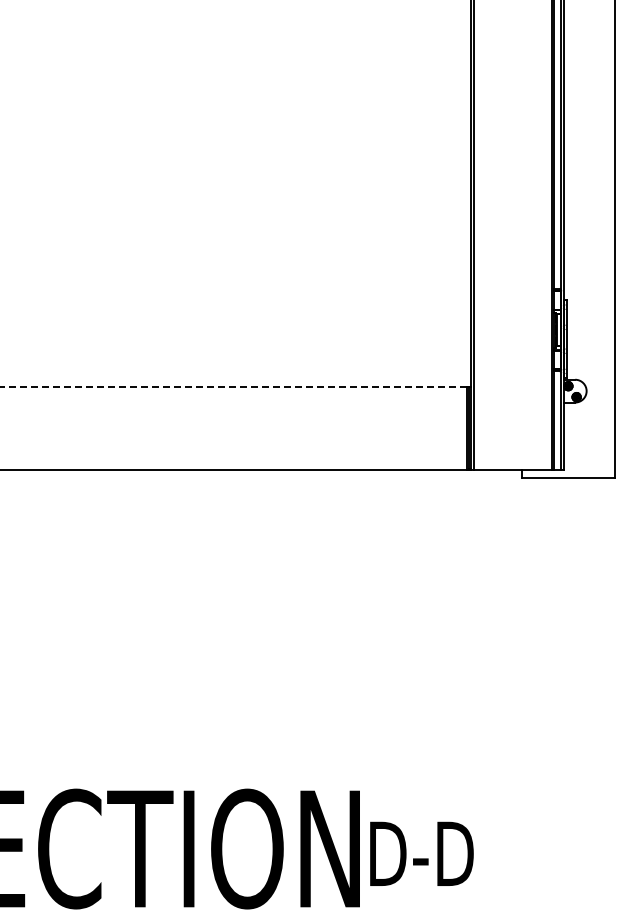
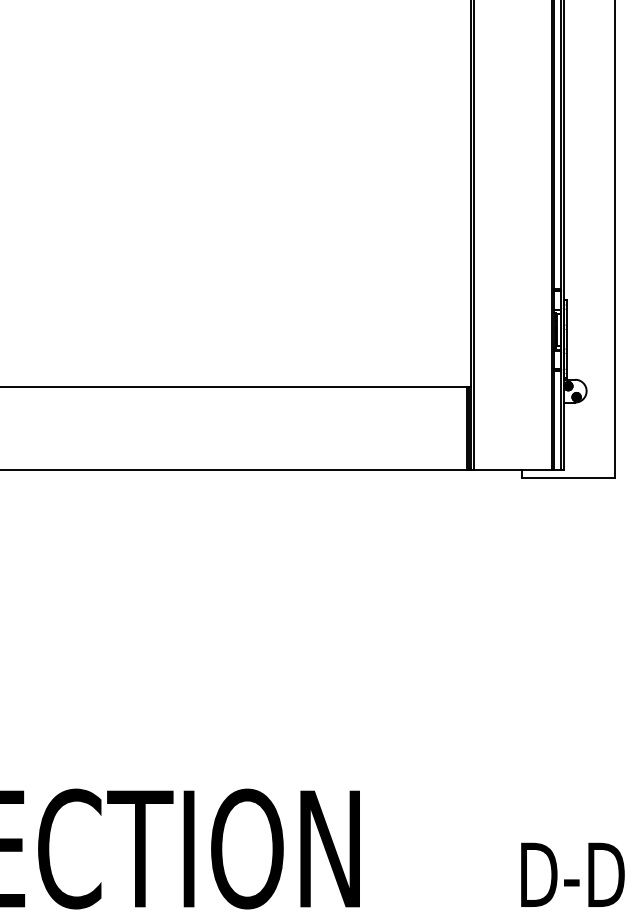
line: dashed -> solid (233, 387)
text position: (421, 853) -> (572, 874) (572, 874)
